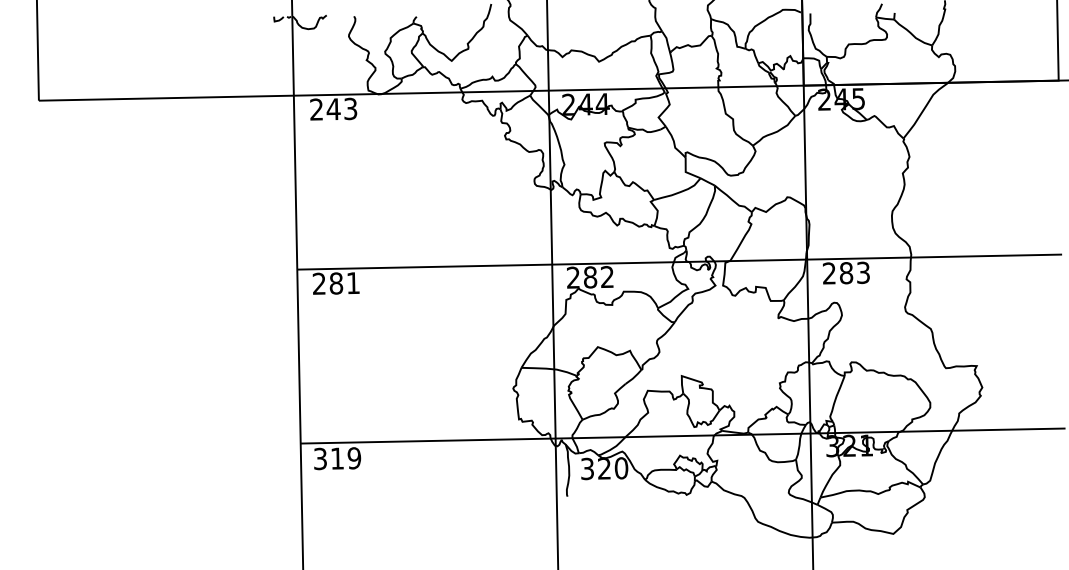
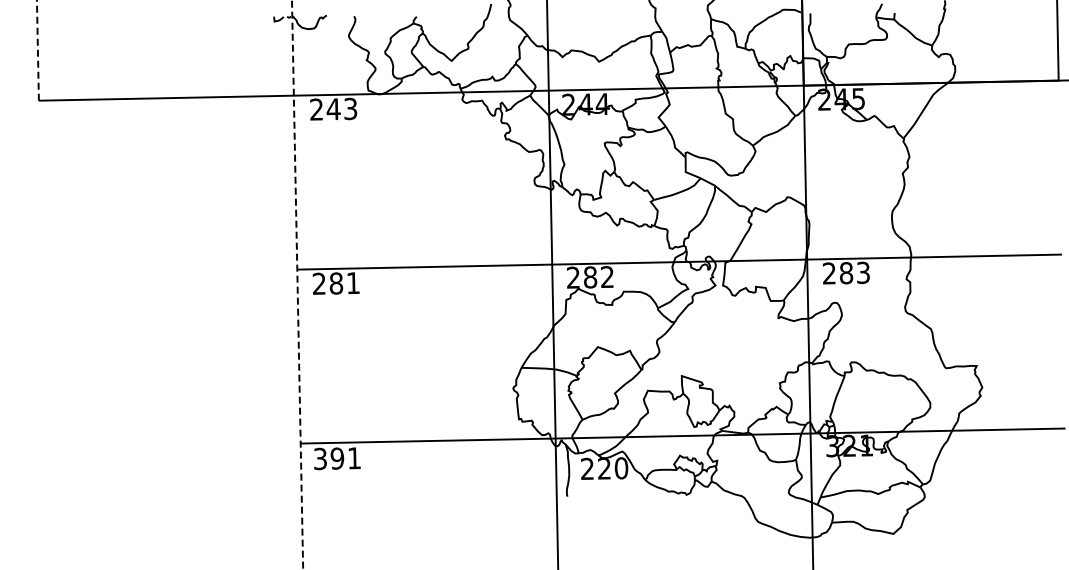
line: solid -> dashed (37, 50)
line: solid -> dashed (297, 285)
text: 319 -> 391 (345, 458)
text: 320 -> 220 (587, 469)
